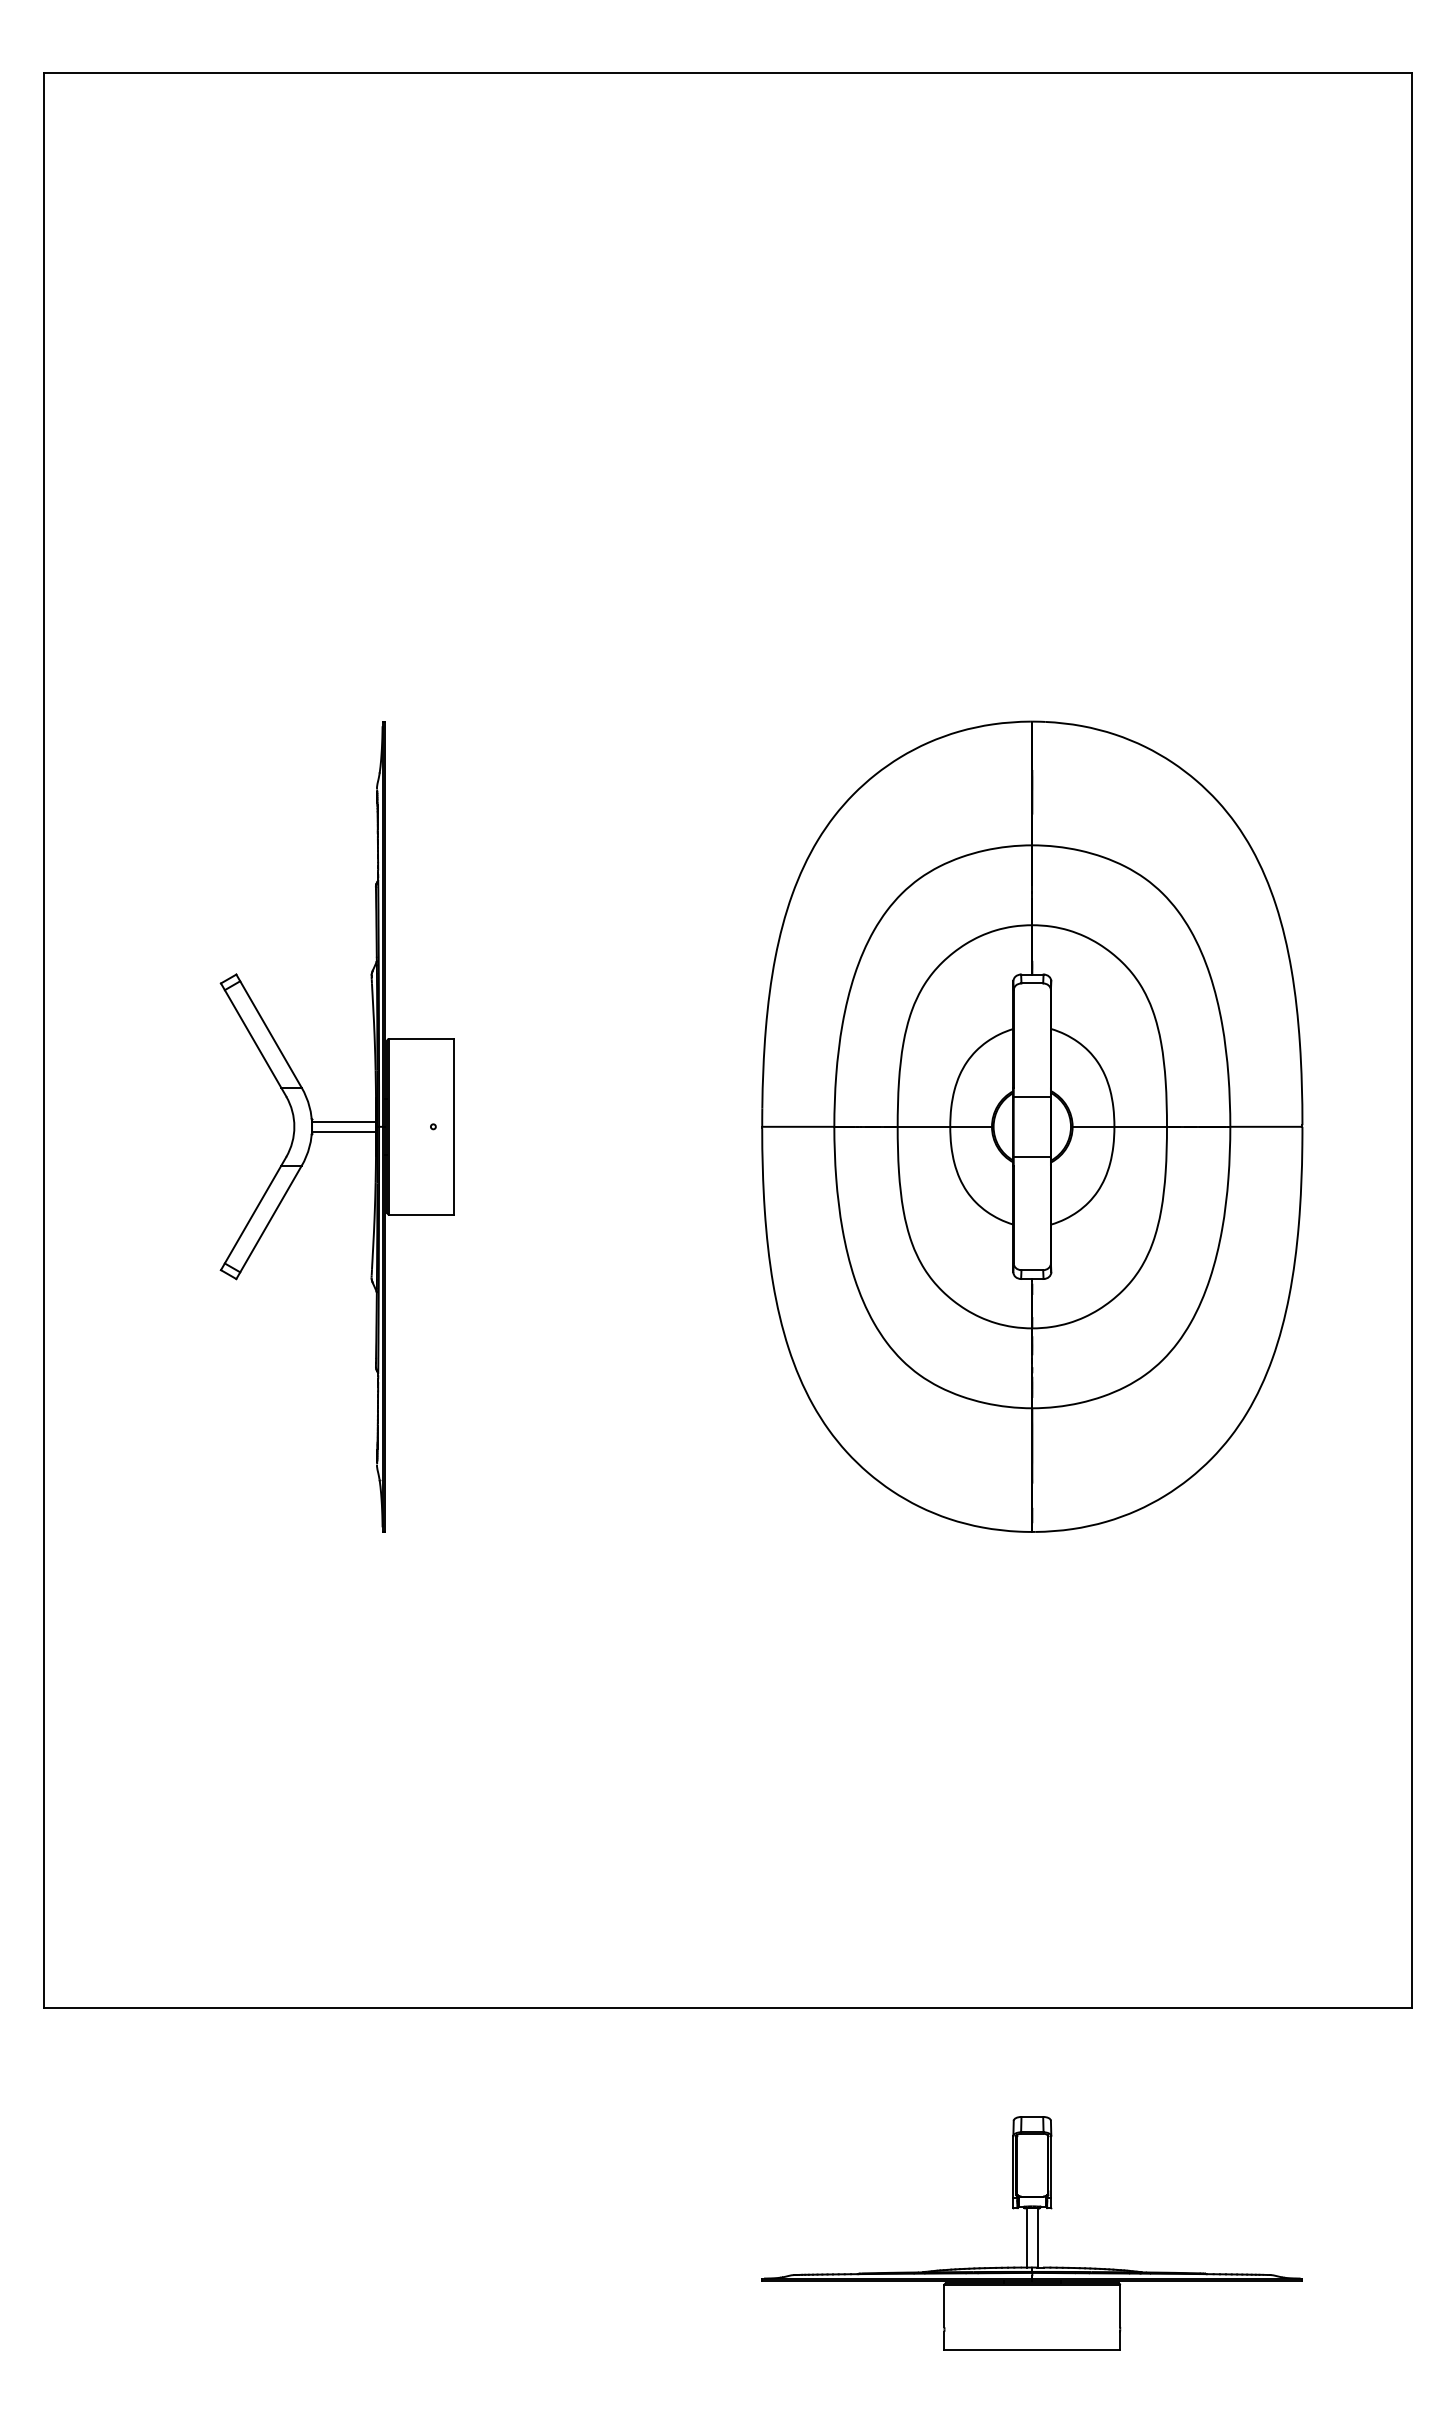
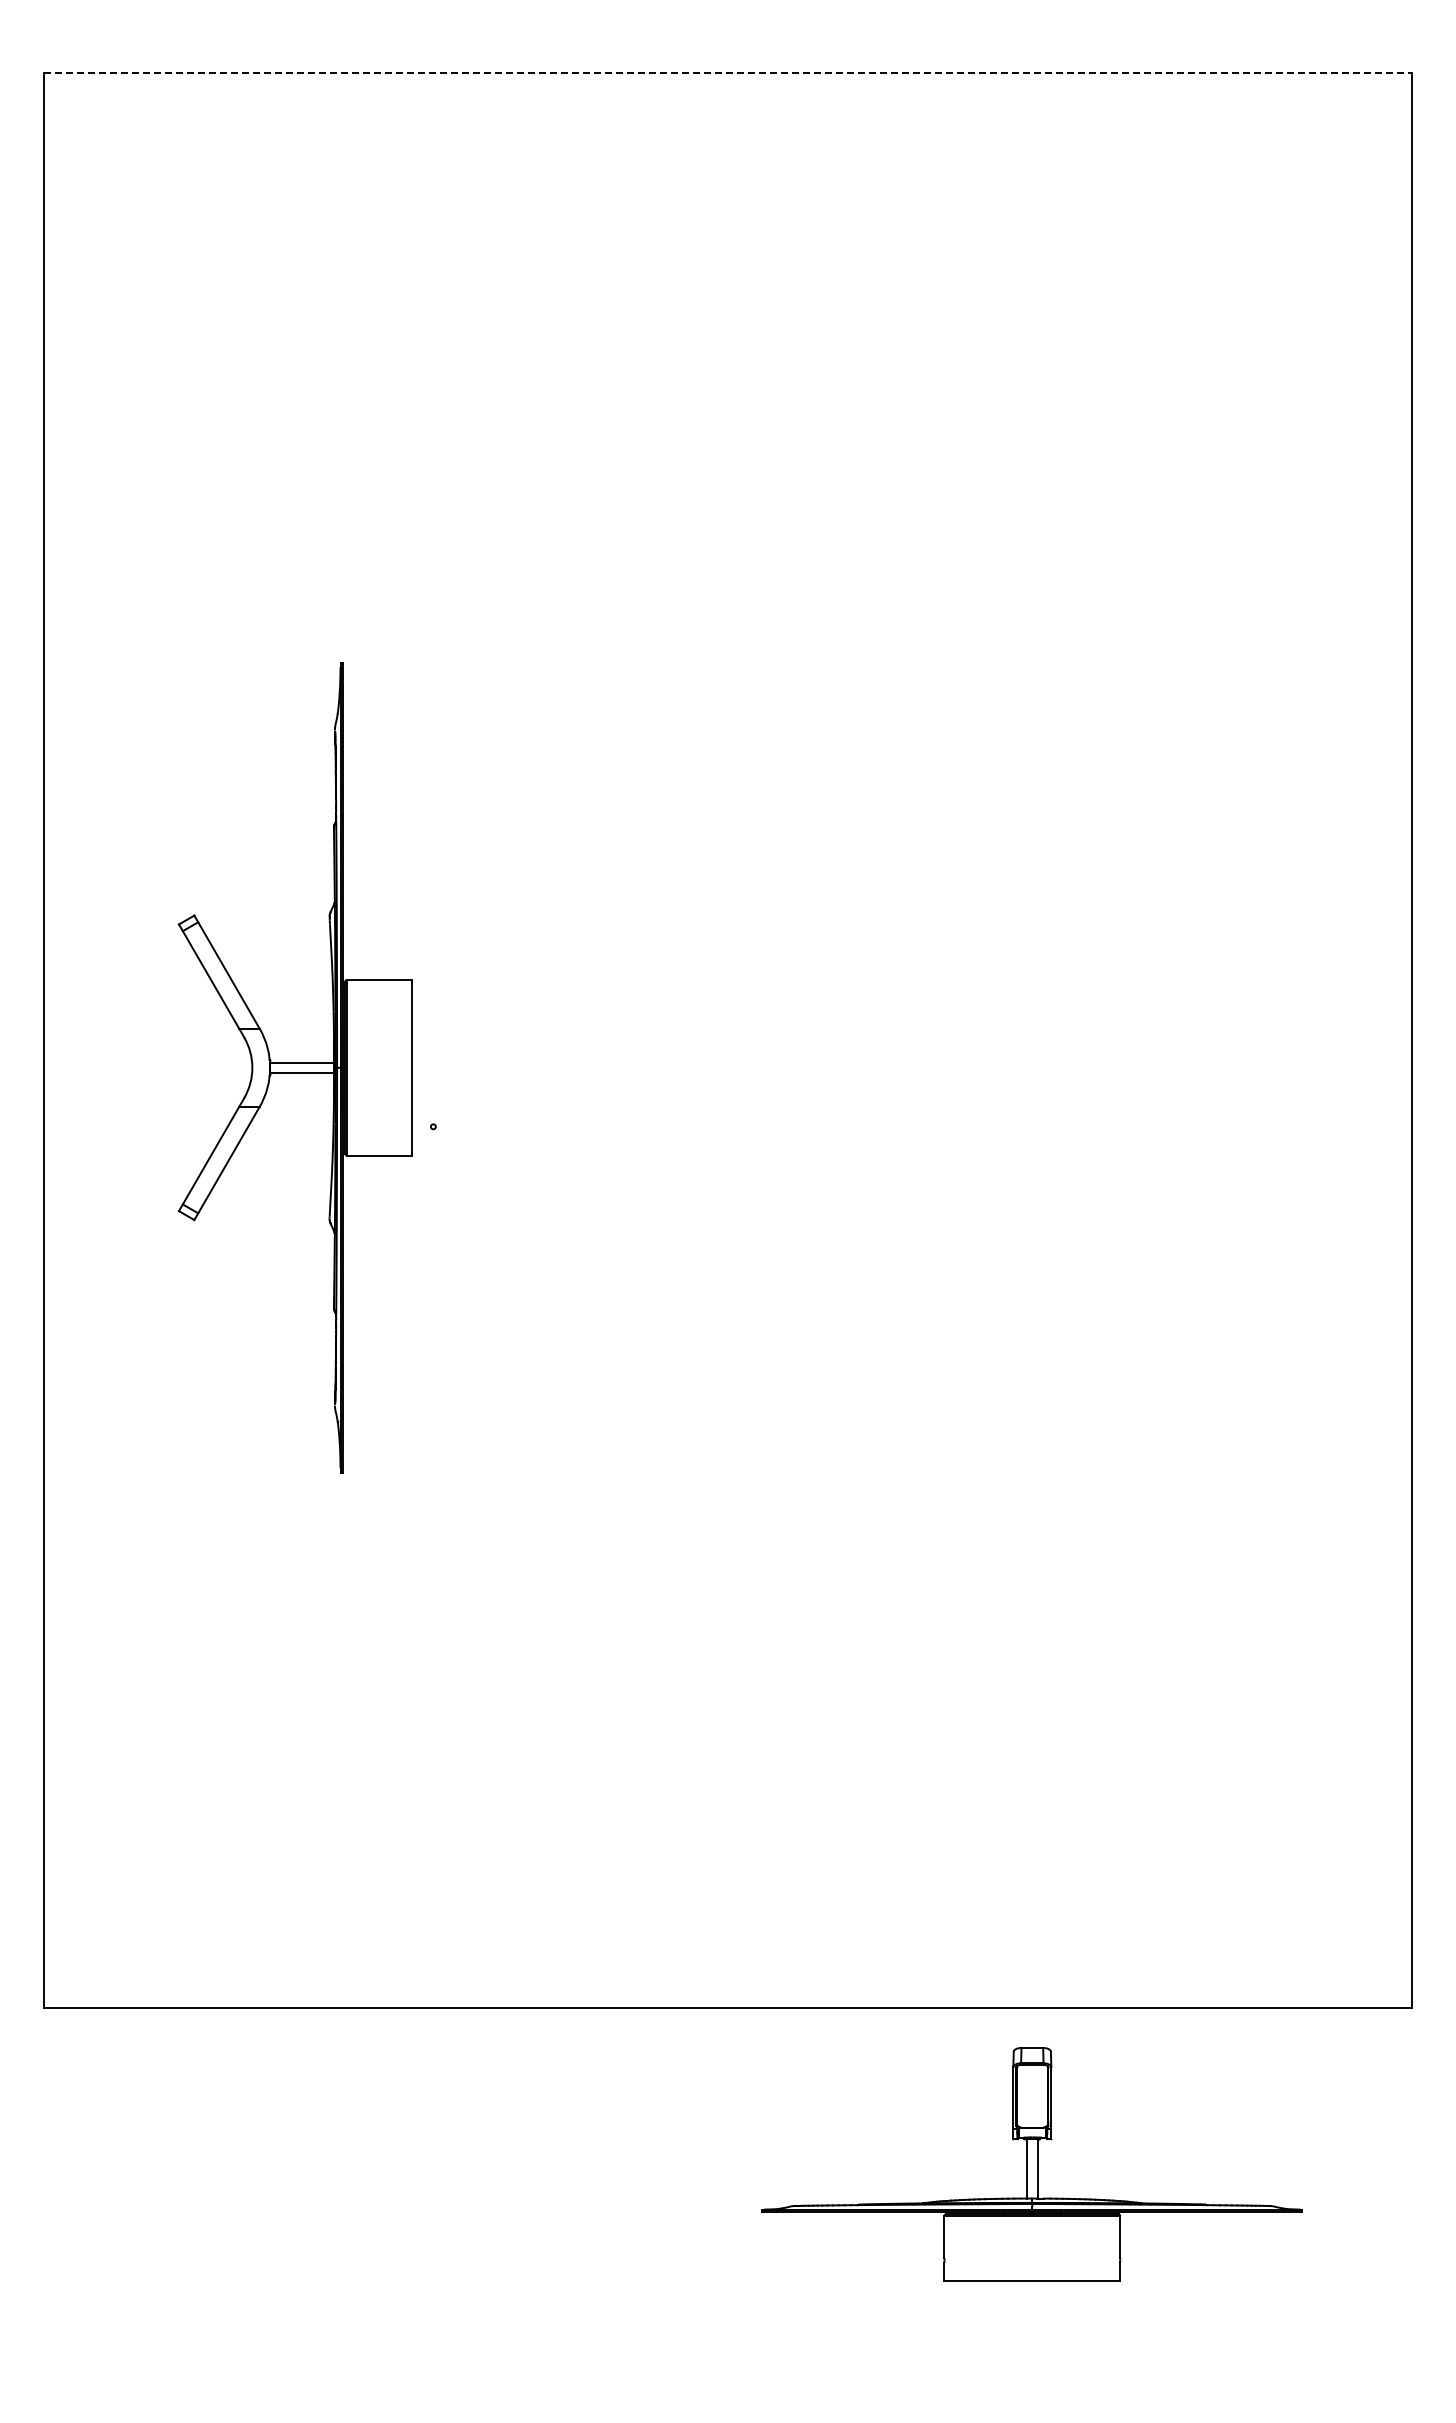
line: solid -> dashed (728, 72)
part position: (336, 1126) -> (294, 1067) (294, 1067)
part: present -> none (1032, 1126)
part position: (1031, 2233) -> (1031, 2164) (1031, 2164)
